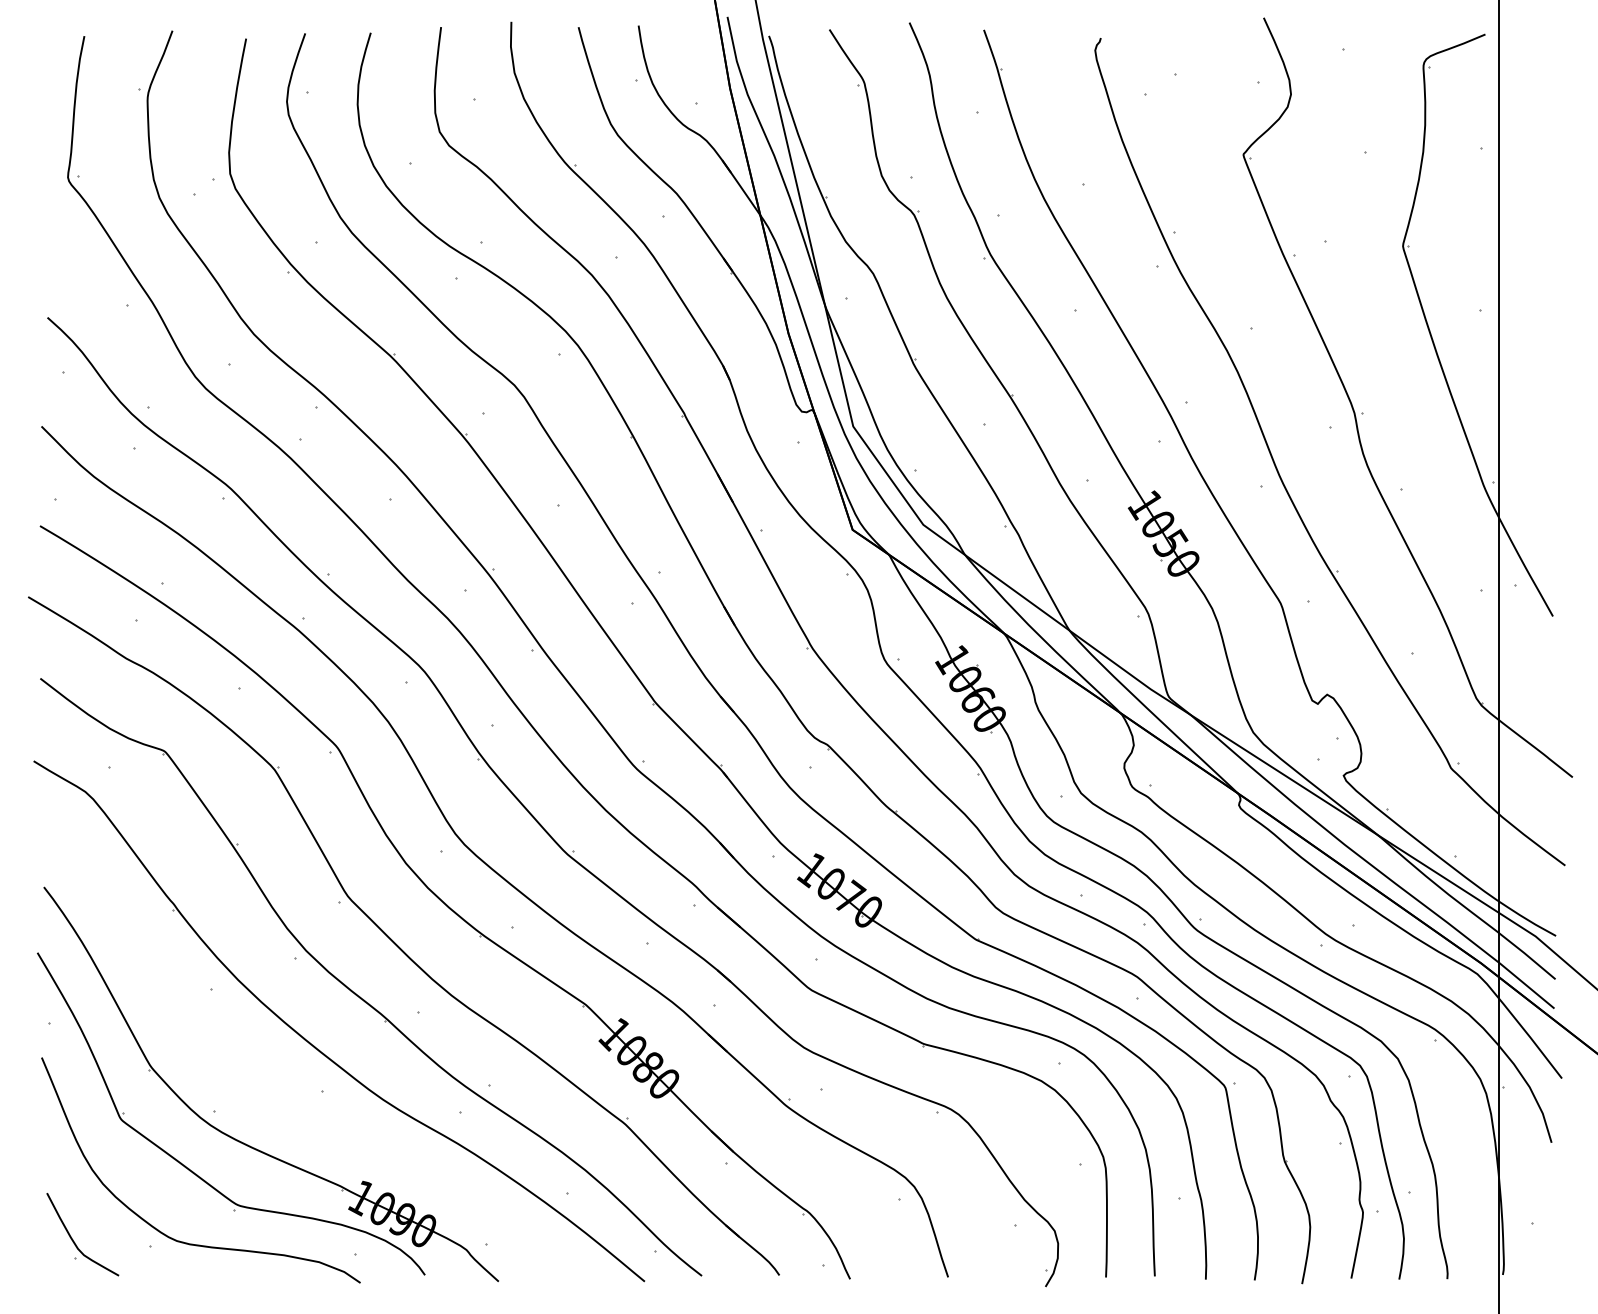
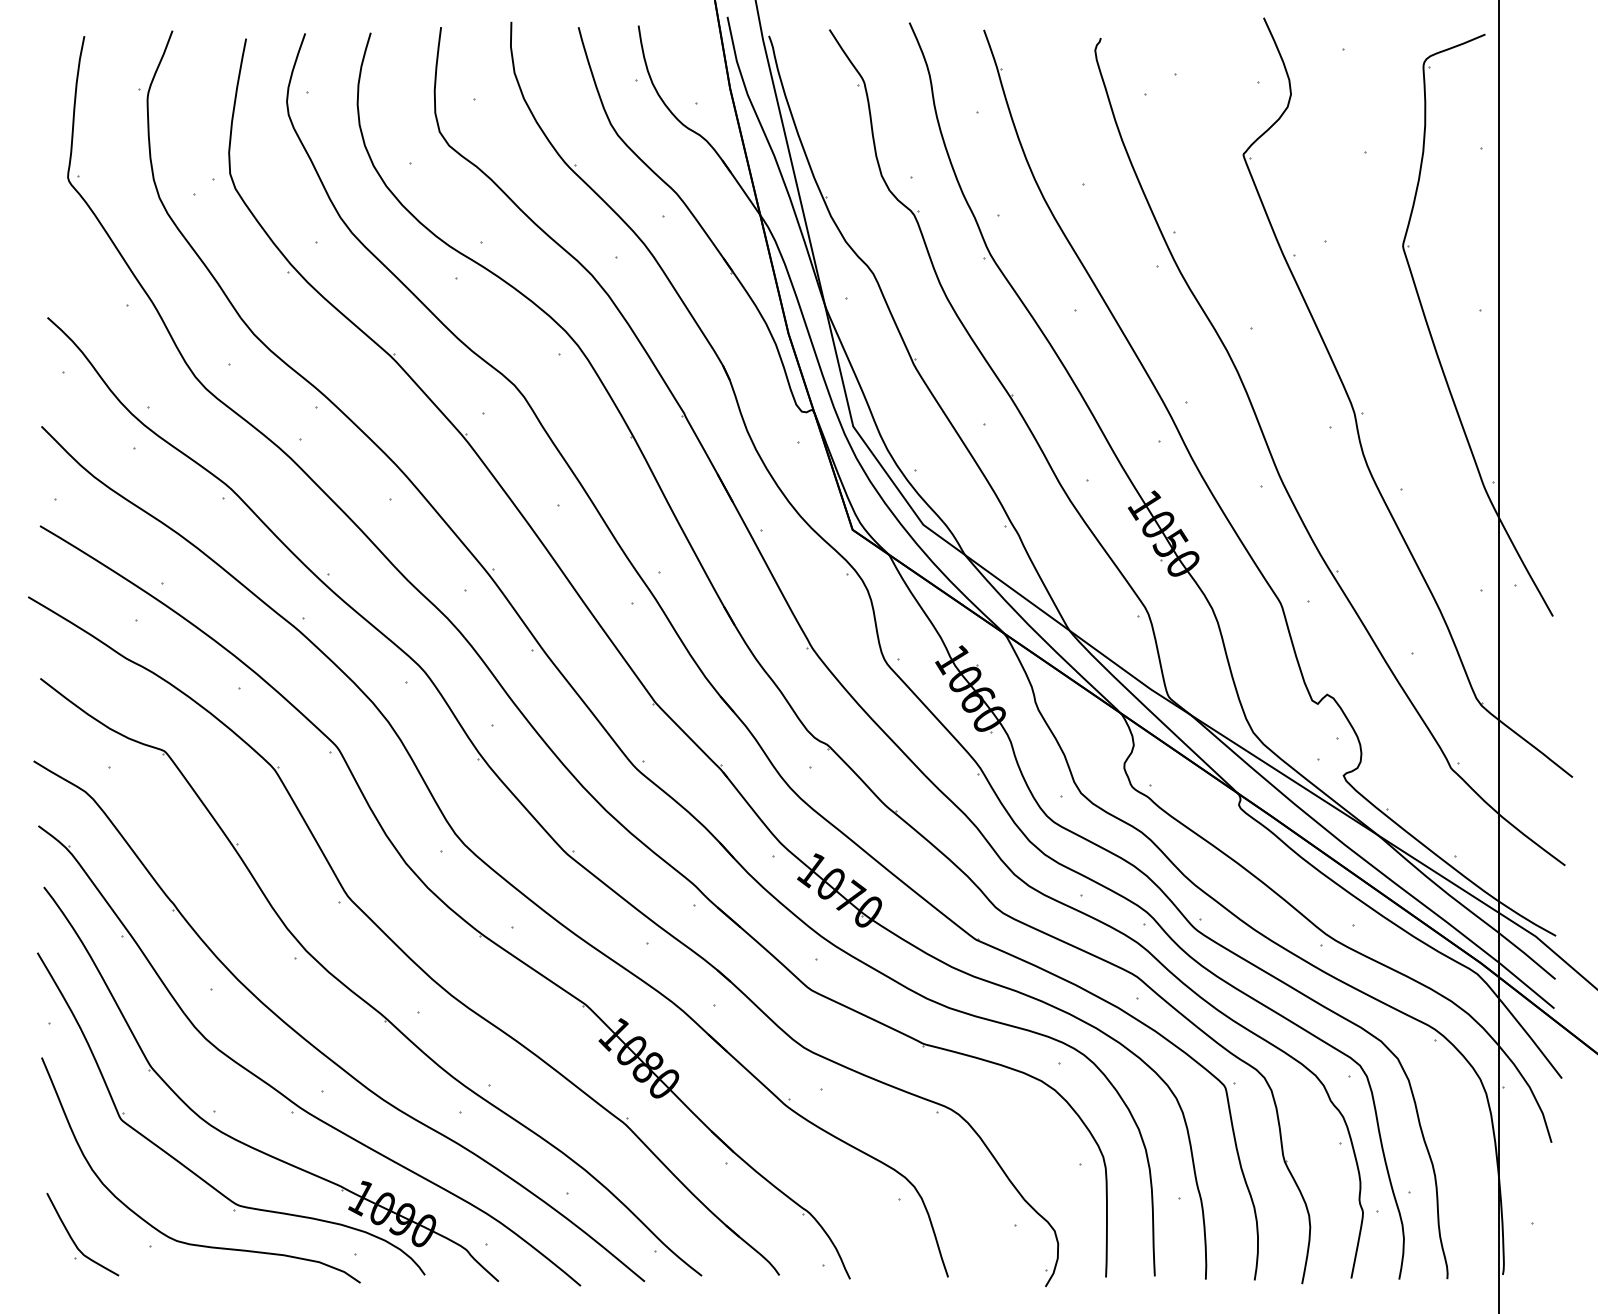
part: none -> present (281, 1092)
